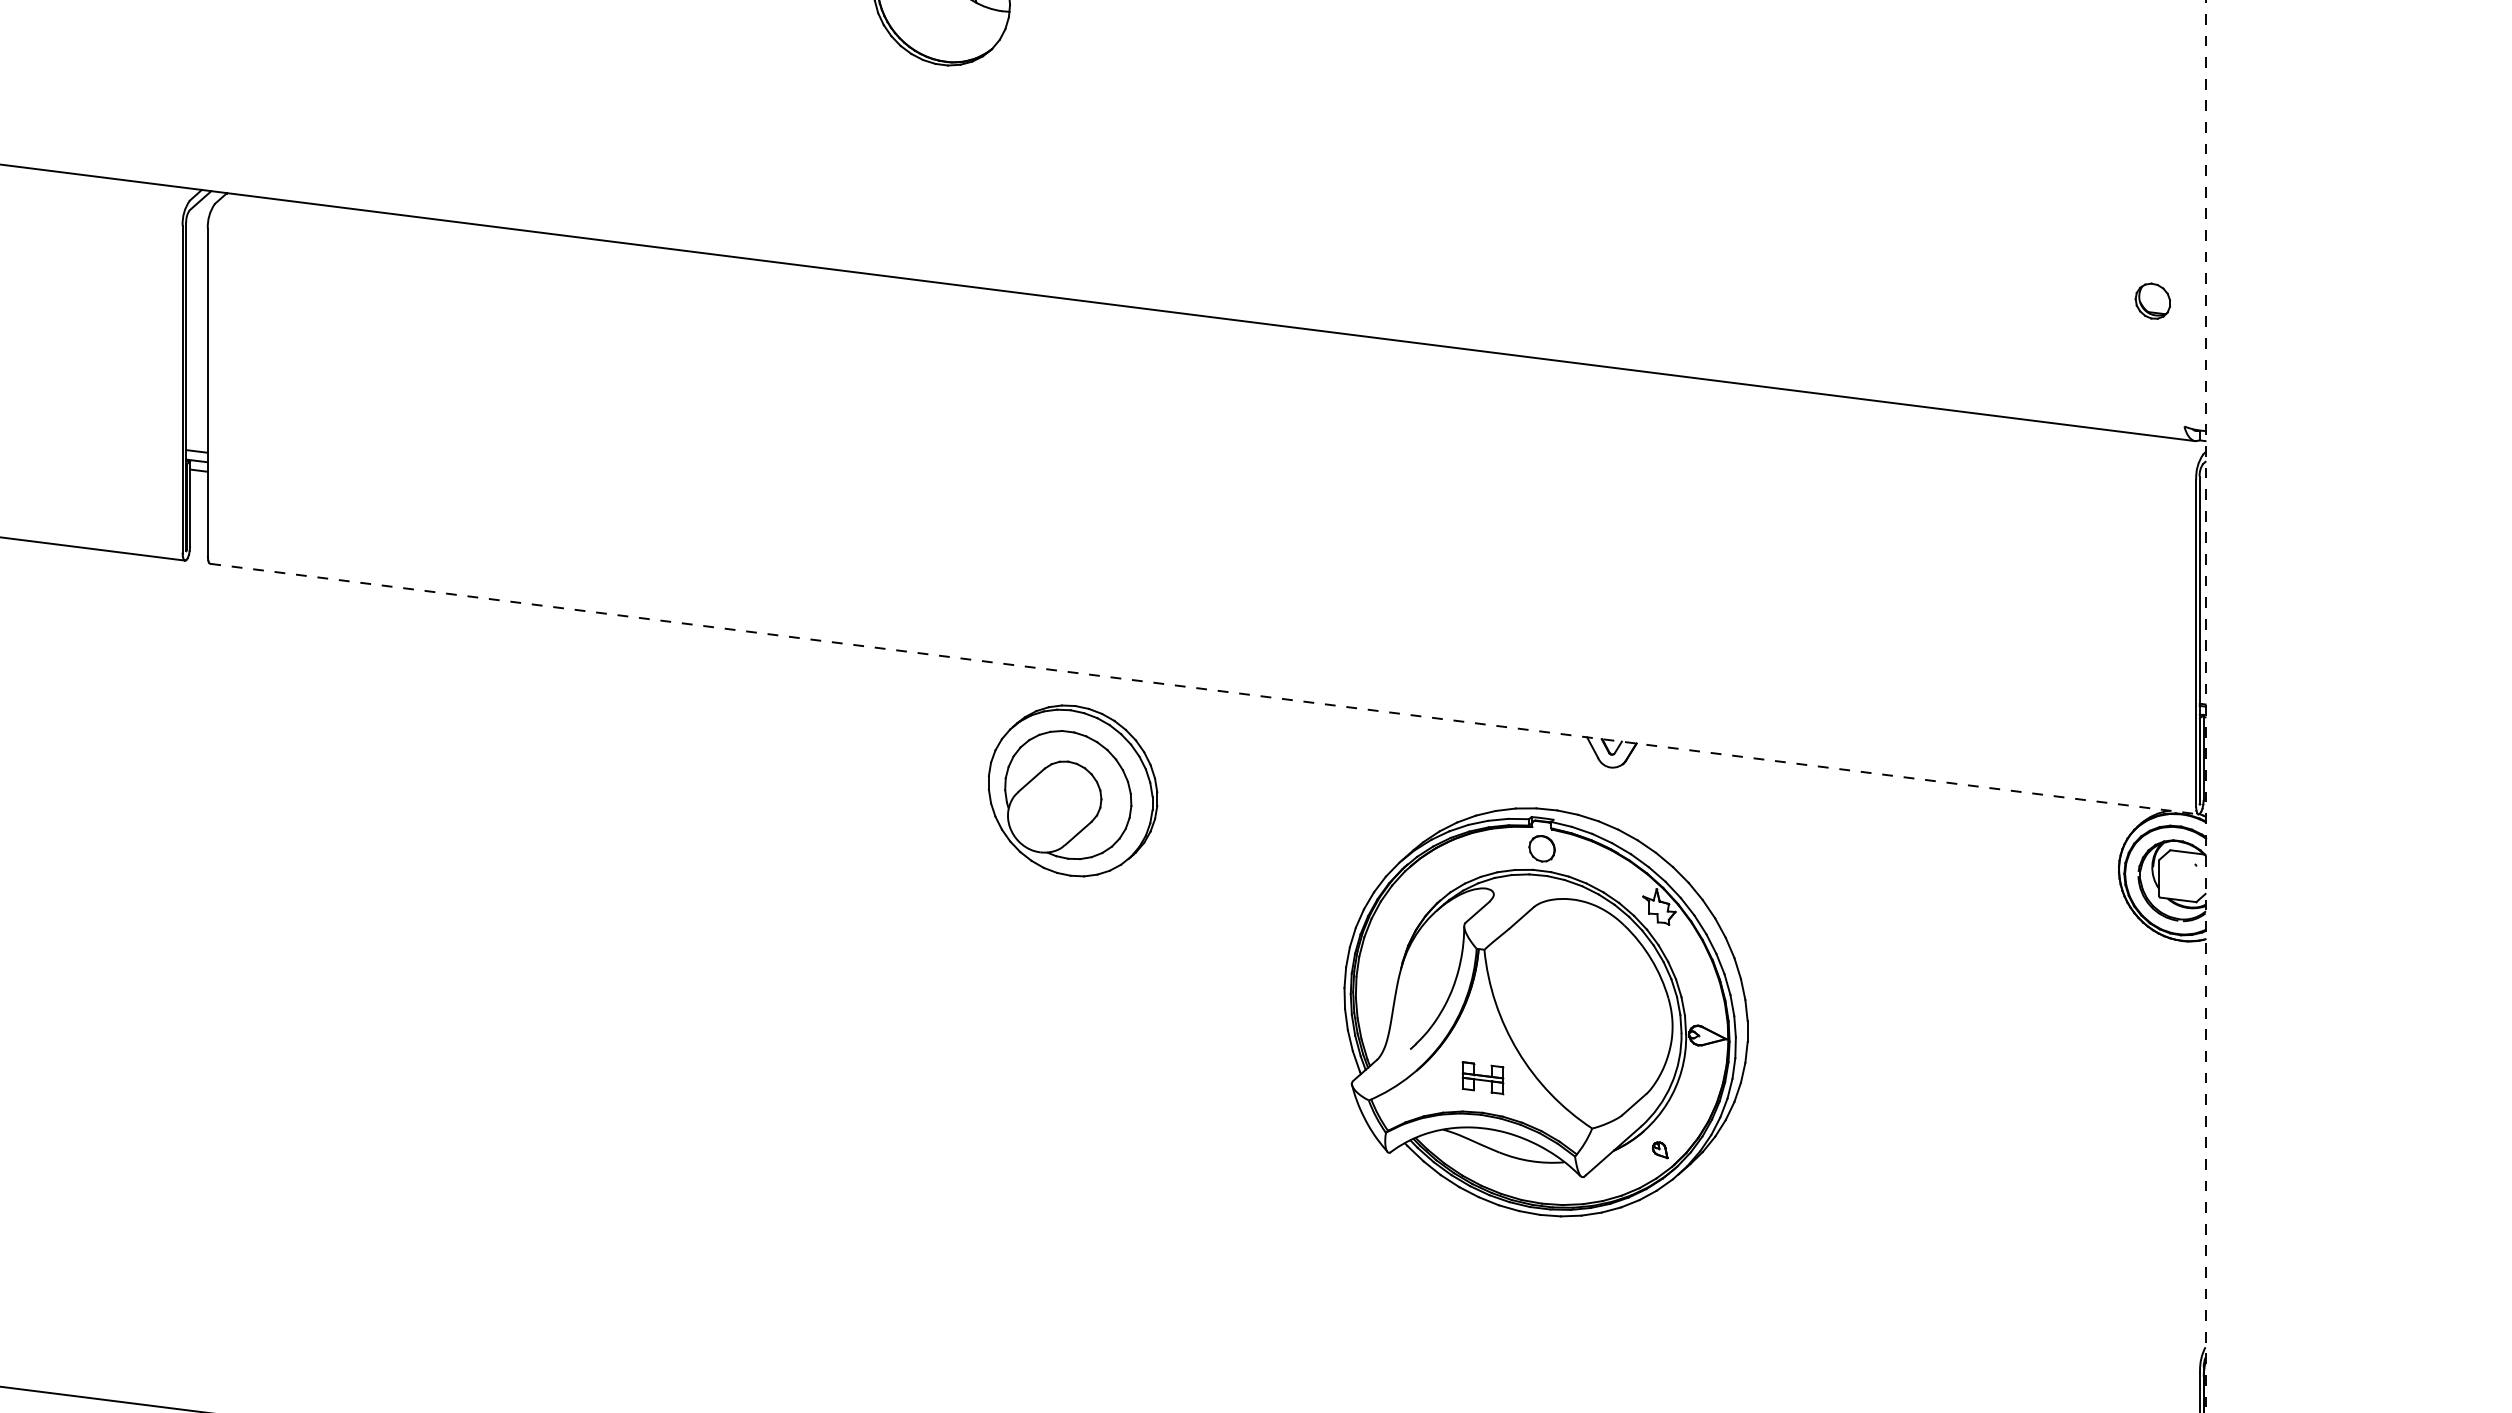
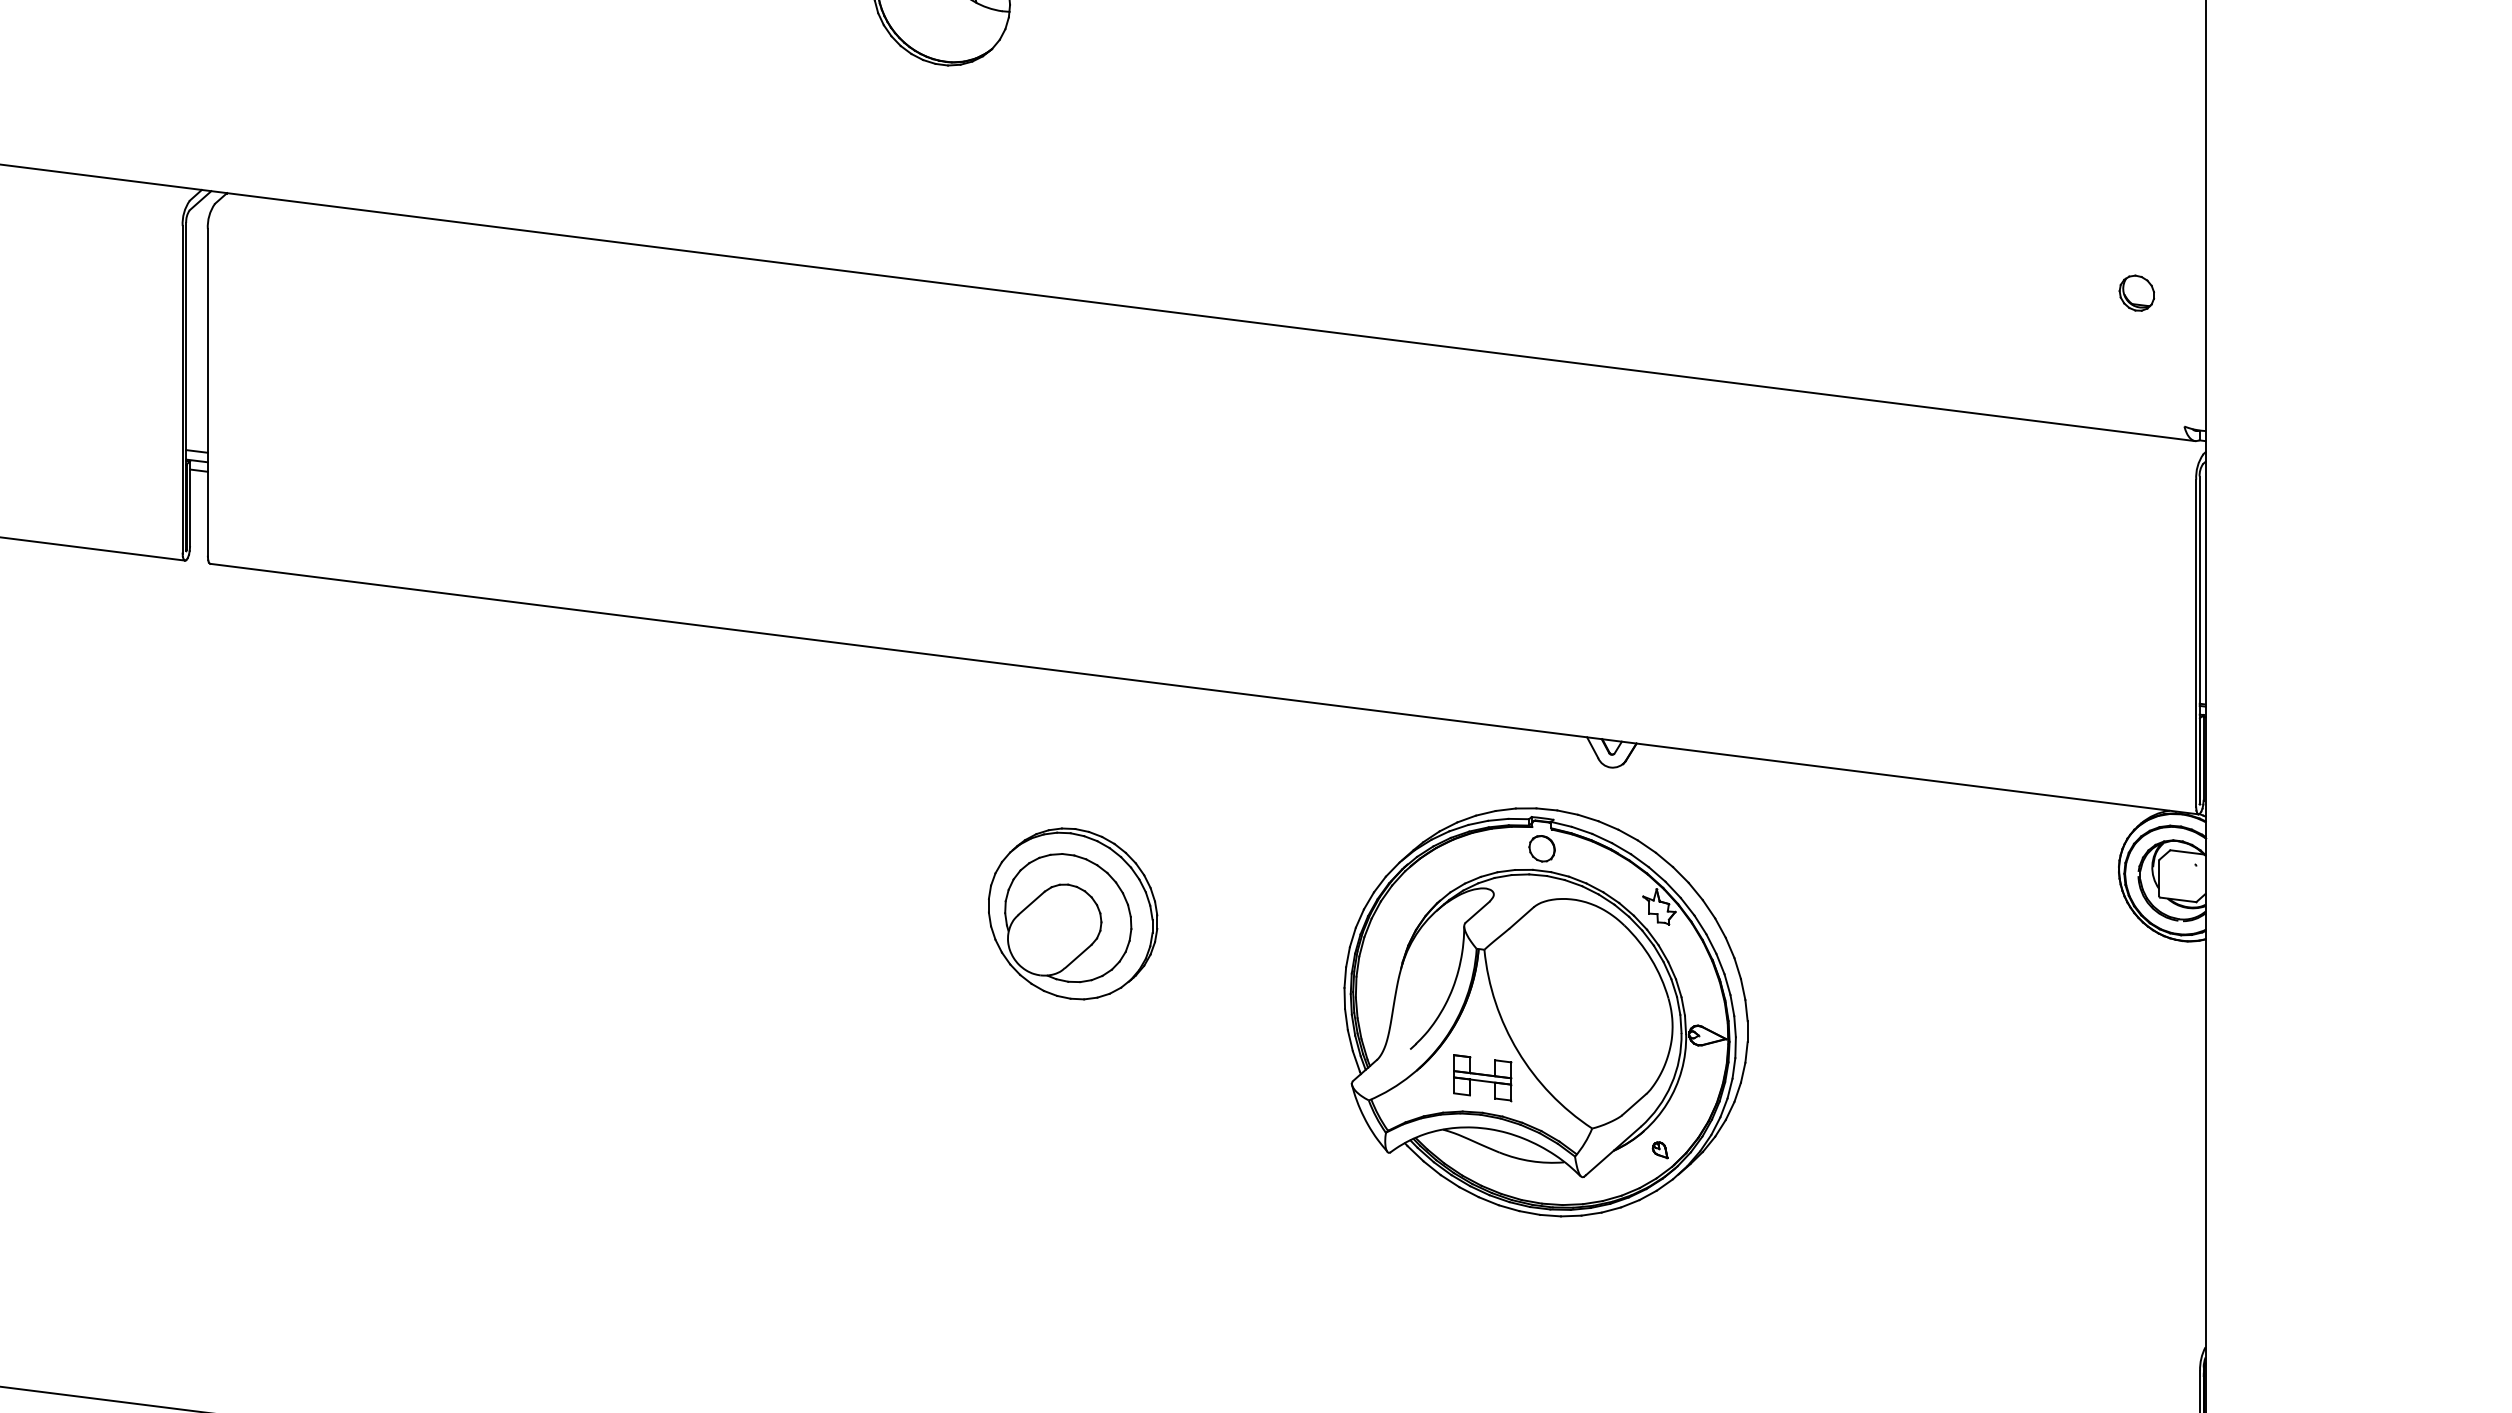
part position: (2152, 300) -> (2136, 292) (2136, 292)
line: dashed -> solid (1204, 689)
line: dashed -> solid (2205, 707)
part position: (1073, 790) -> (1073, 913) (1073, 913)
part size: 44x35 px -> 60x49 px (1482, 1078)
